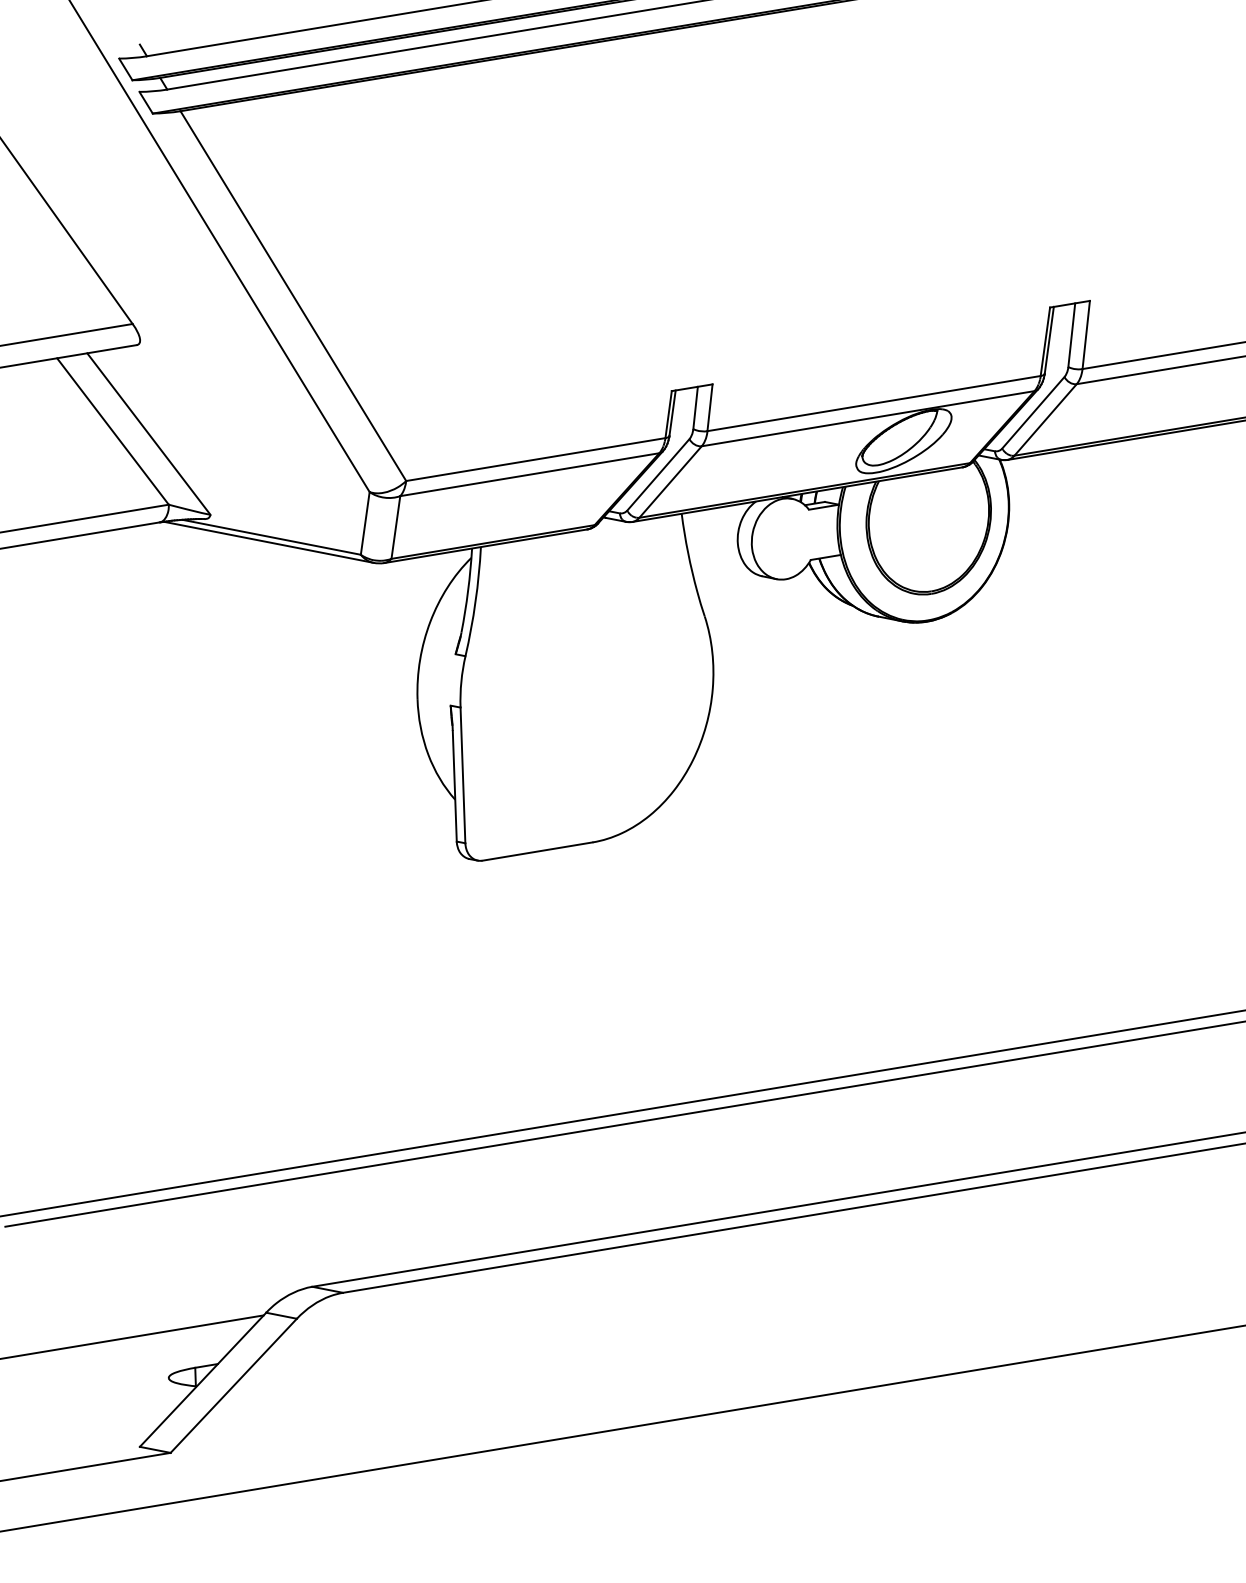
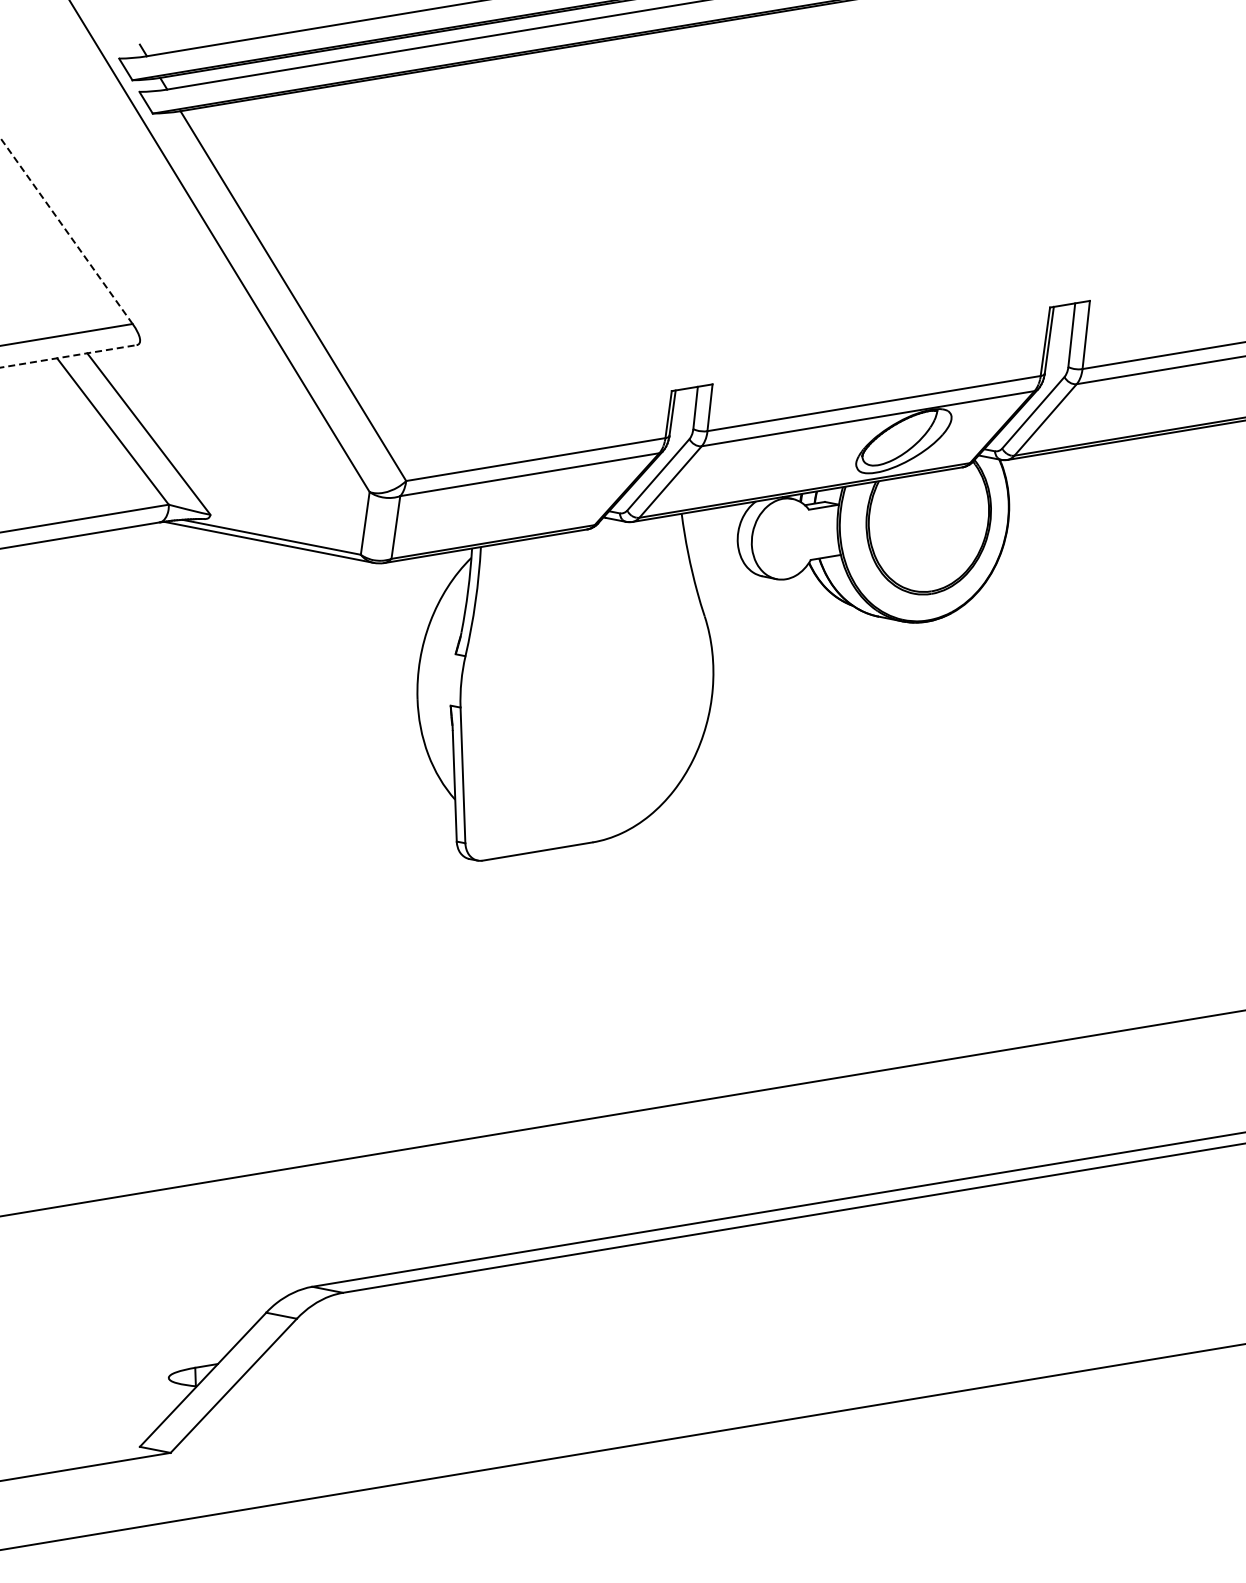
line: solid -> dashed (66, 231)
line: solid -> dashed (68, 356)
line: present -> none (623, 1123)
line: present -> none (132, 1336)
line position: (622, 1428) -> (622, 1446) (622, 1446)
